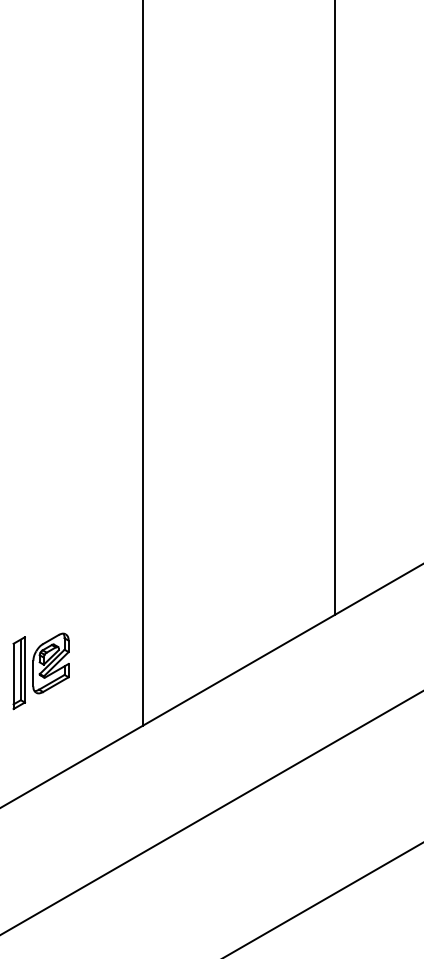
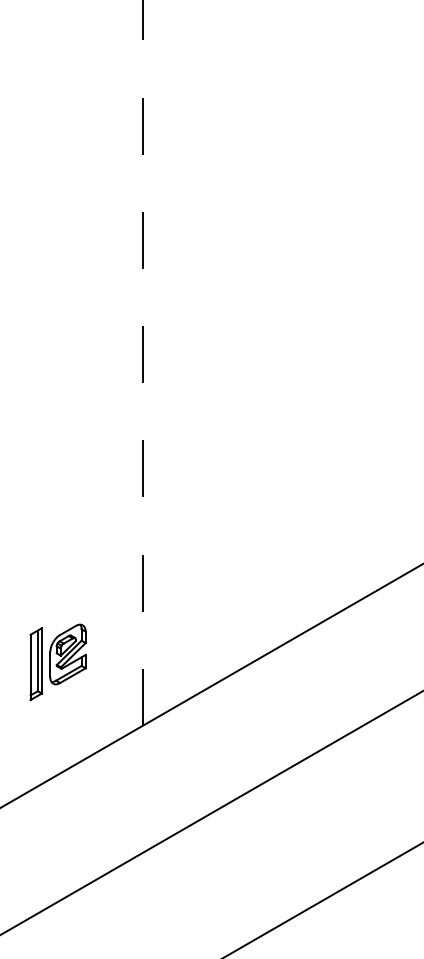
line: present -> none (335, 308)
line: solid -> dashed (142, 363)
part position: (40, 671) -> (57, 662) (57, 662)
